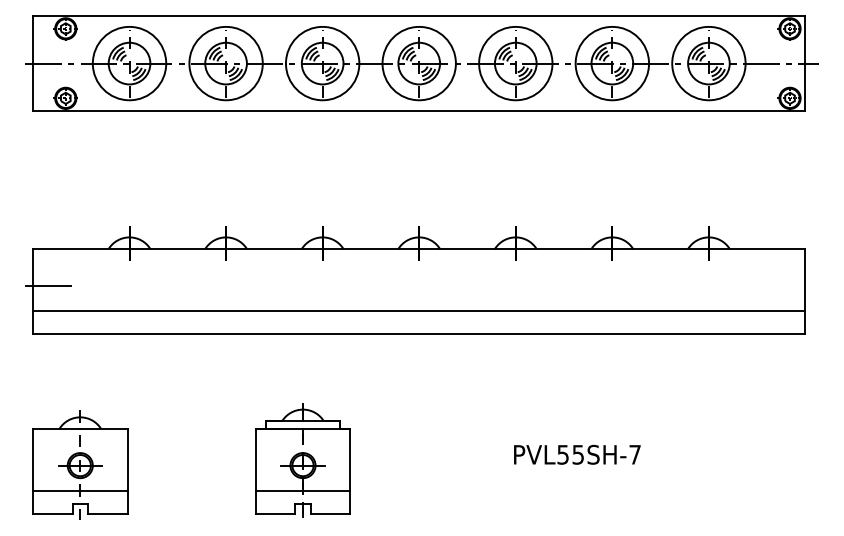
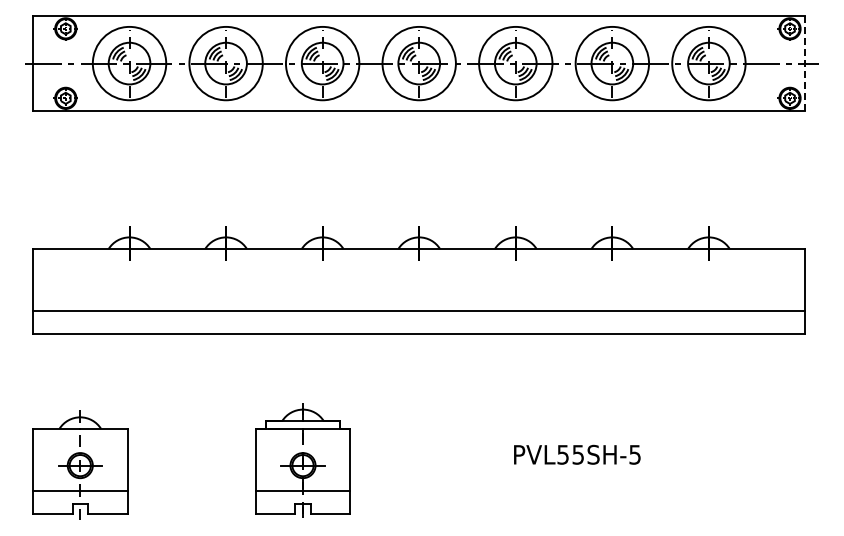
line: solid -> dashed (805, 64)
line: present -> none (47, 285)
text: PVL55SH-7 -> PVL55SH-5 (634, 454)
